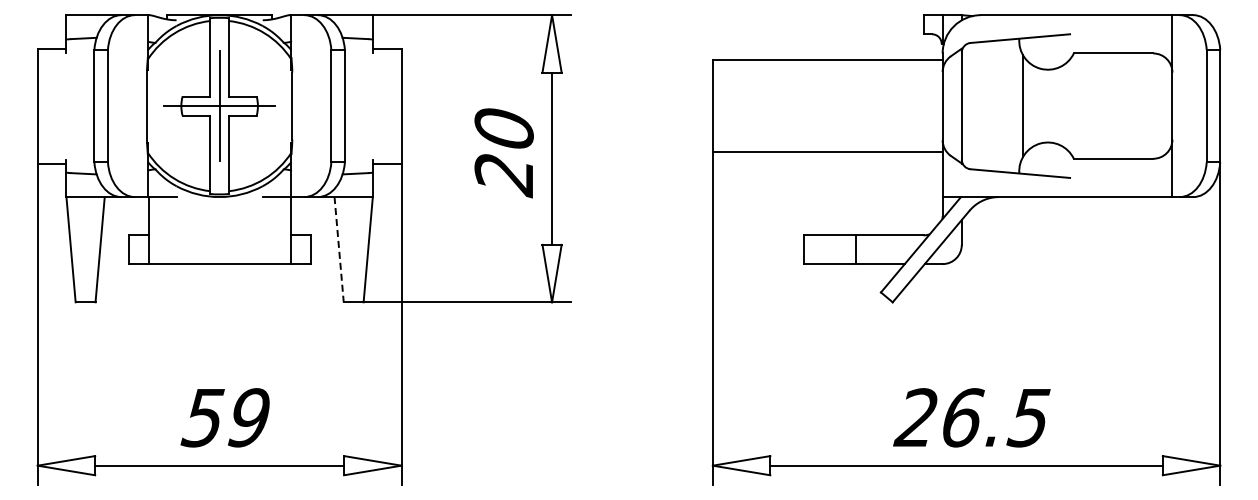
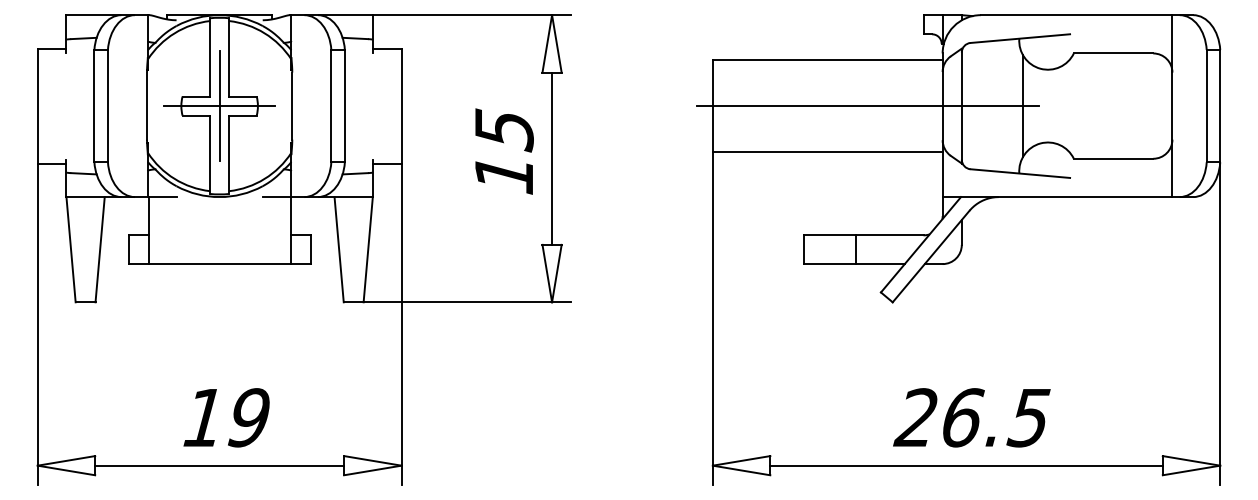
line: none -> present (867, 106)
text: 20 -> 15 (503, 153)
line: dashed -> solid (339, 249)
text: 59 -> 19 (202, 418)
